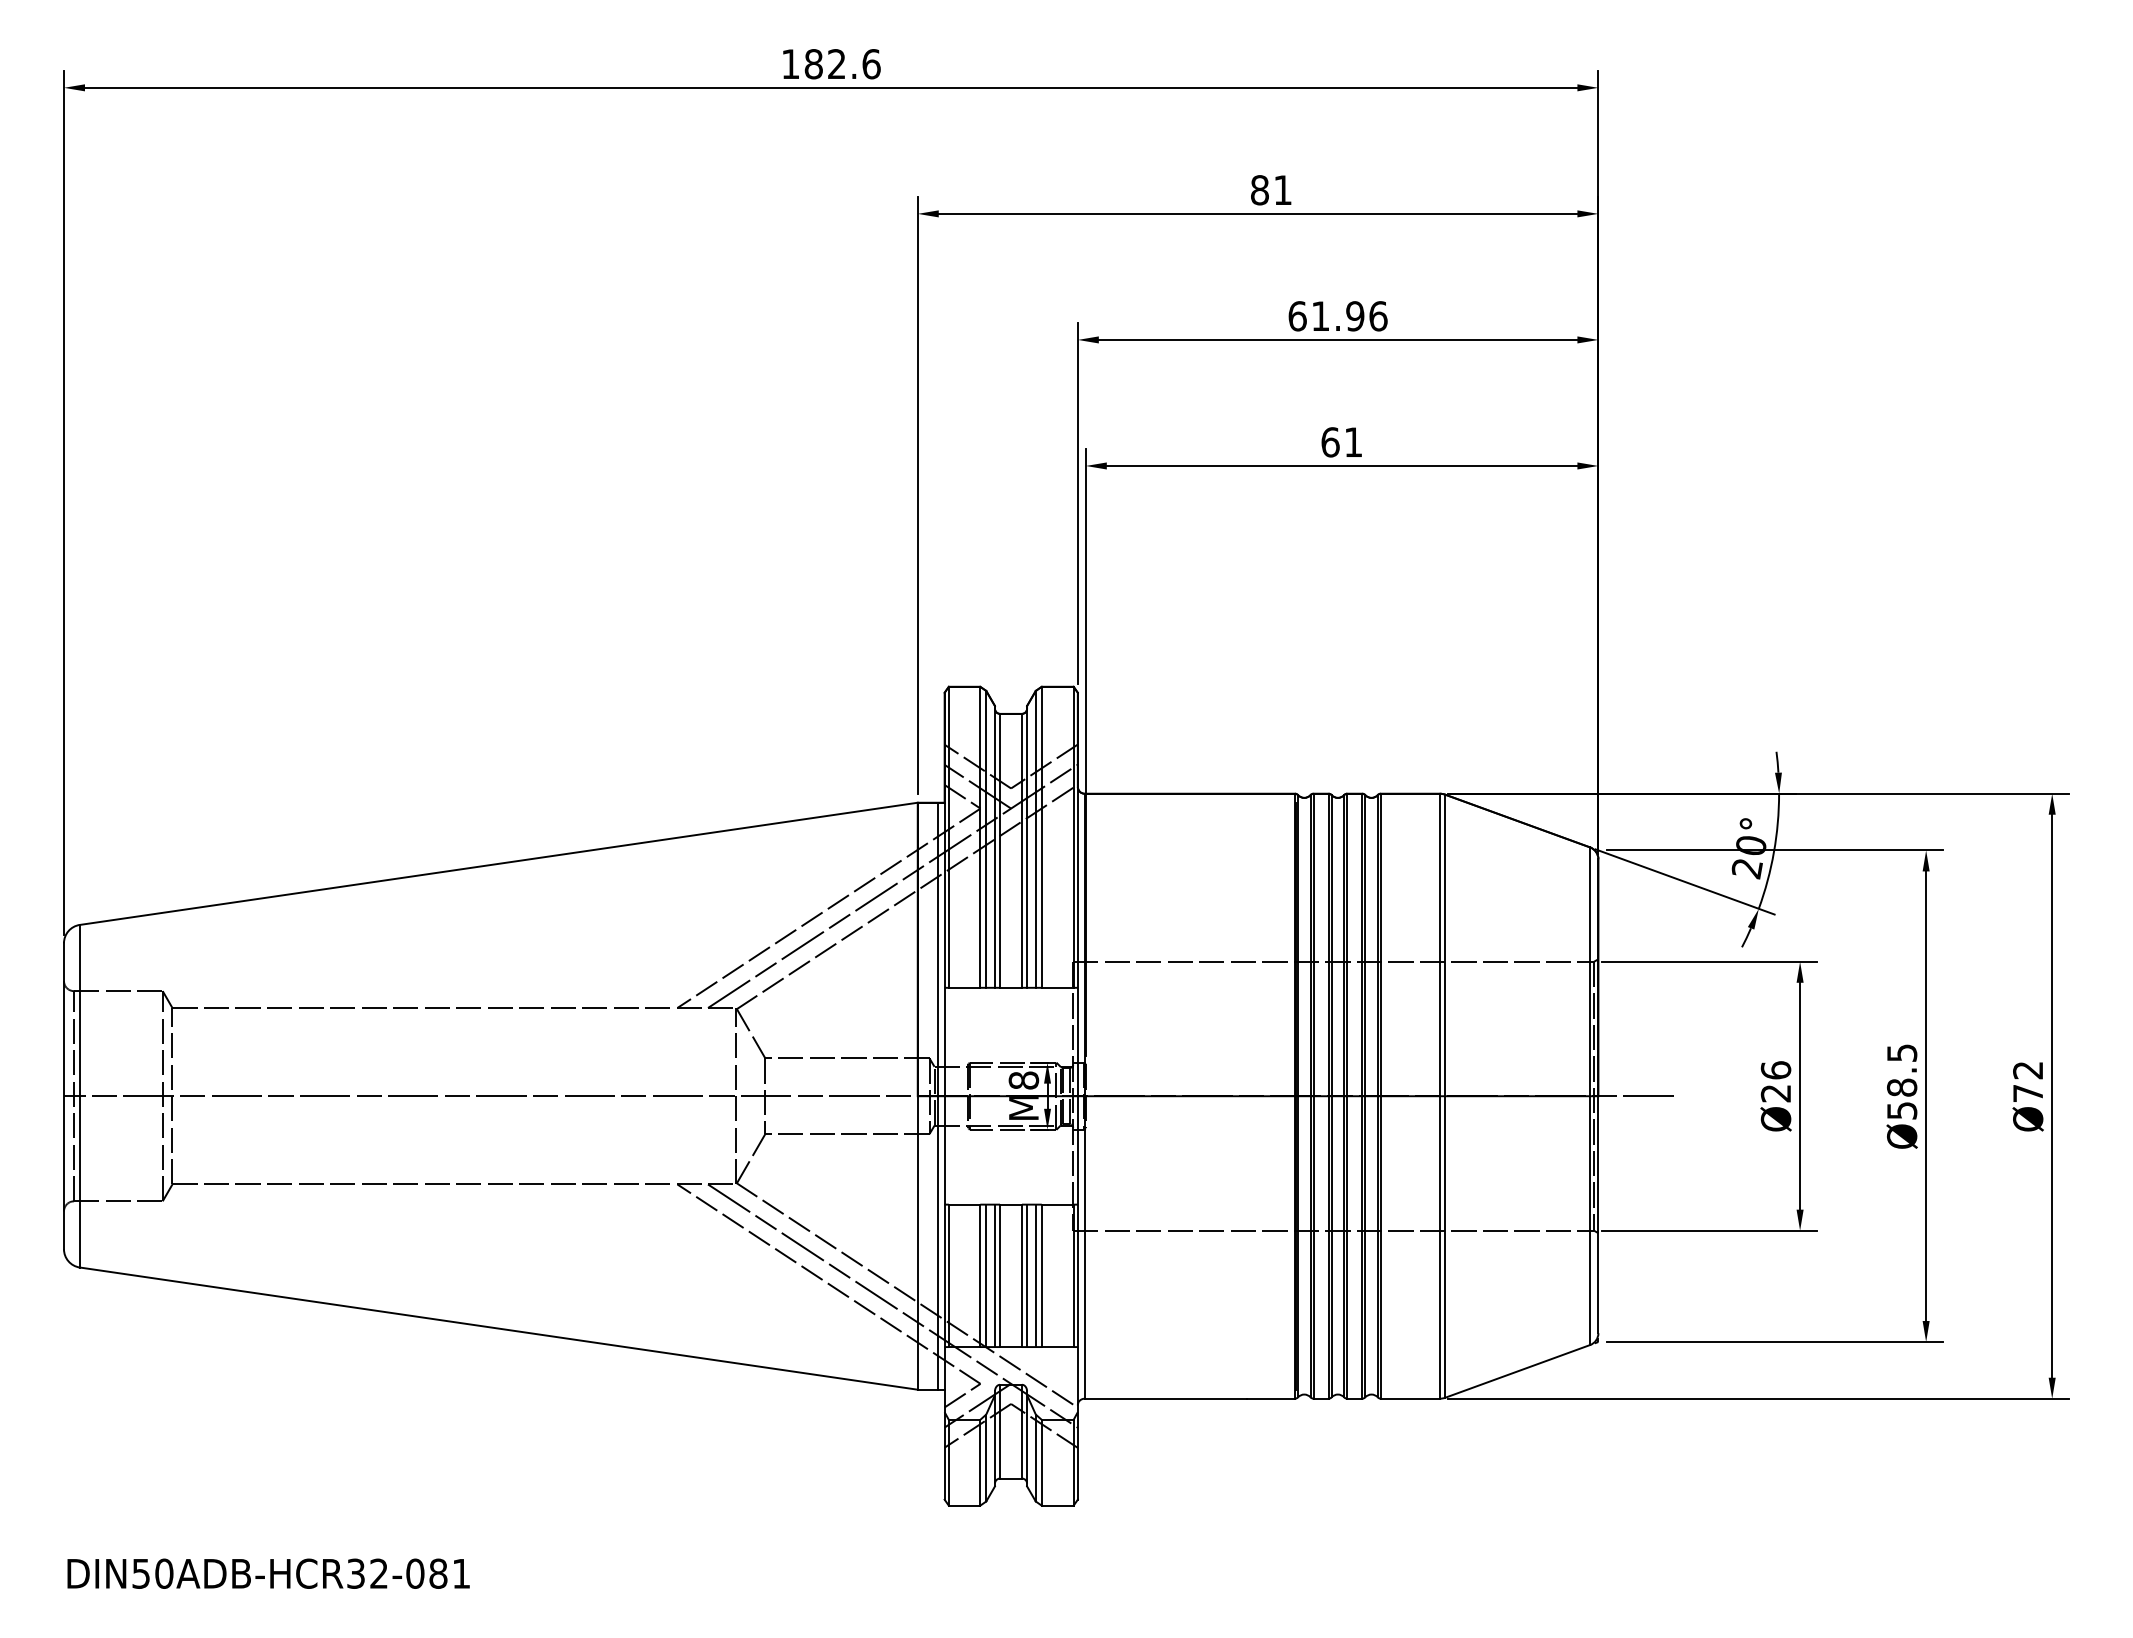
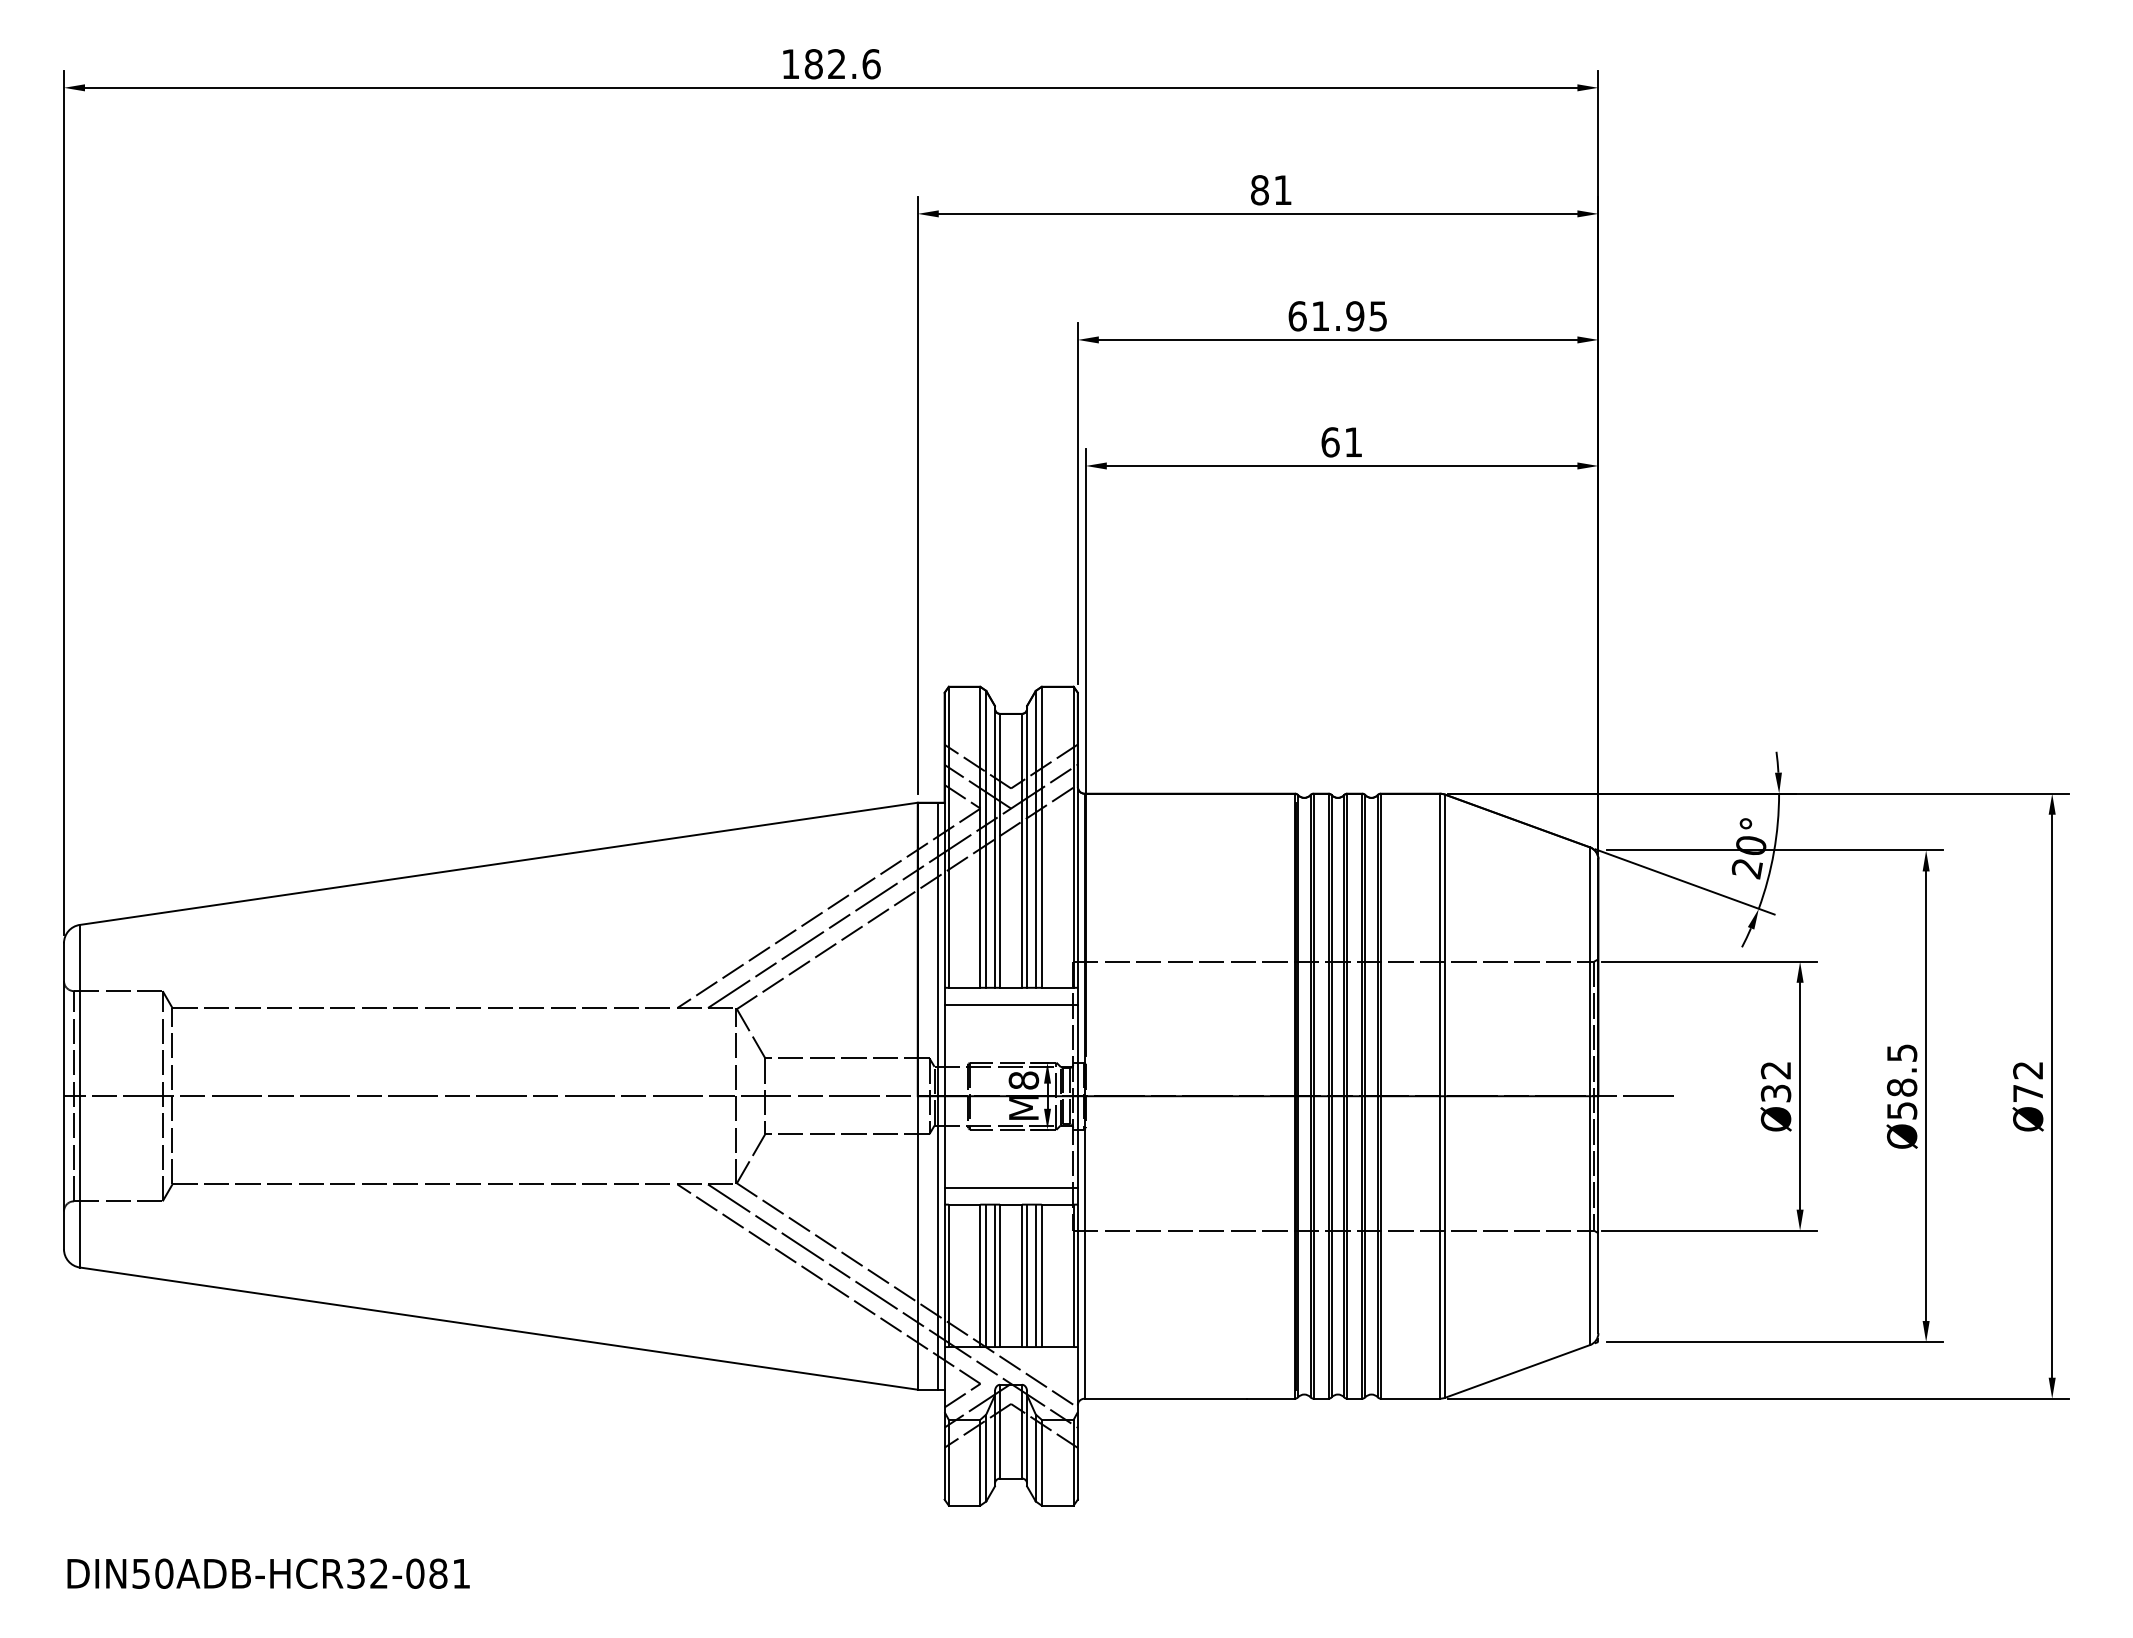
text: 61.96 -> 61.95 (1378, 316)
line: none -> present (1010, 1004)
text: Ø26 -> Ø32 (1775, 1081)
line: none -> present (1010, 1187)
